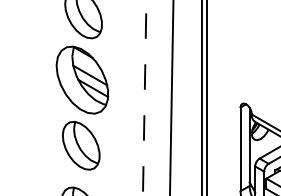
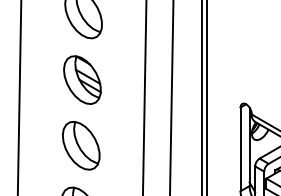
part size: 55x70 px -> 39x50 px (82, 79)
line: none -> present (19, 97)
line: dashed -> solid (144, 97)
